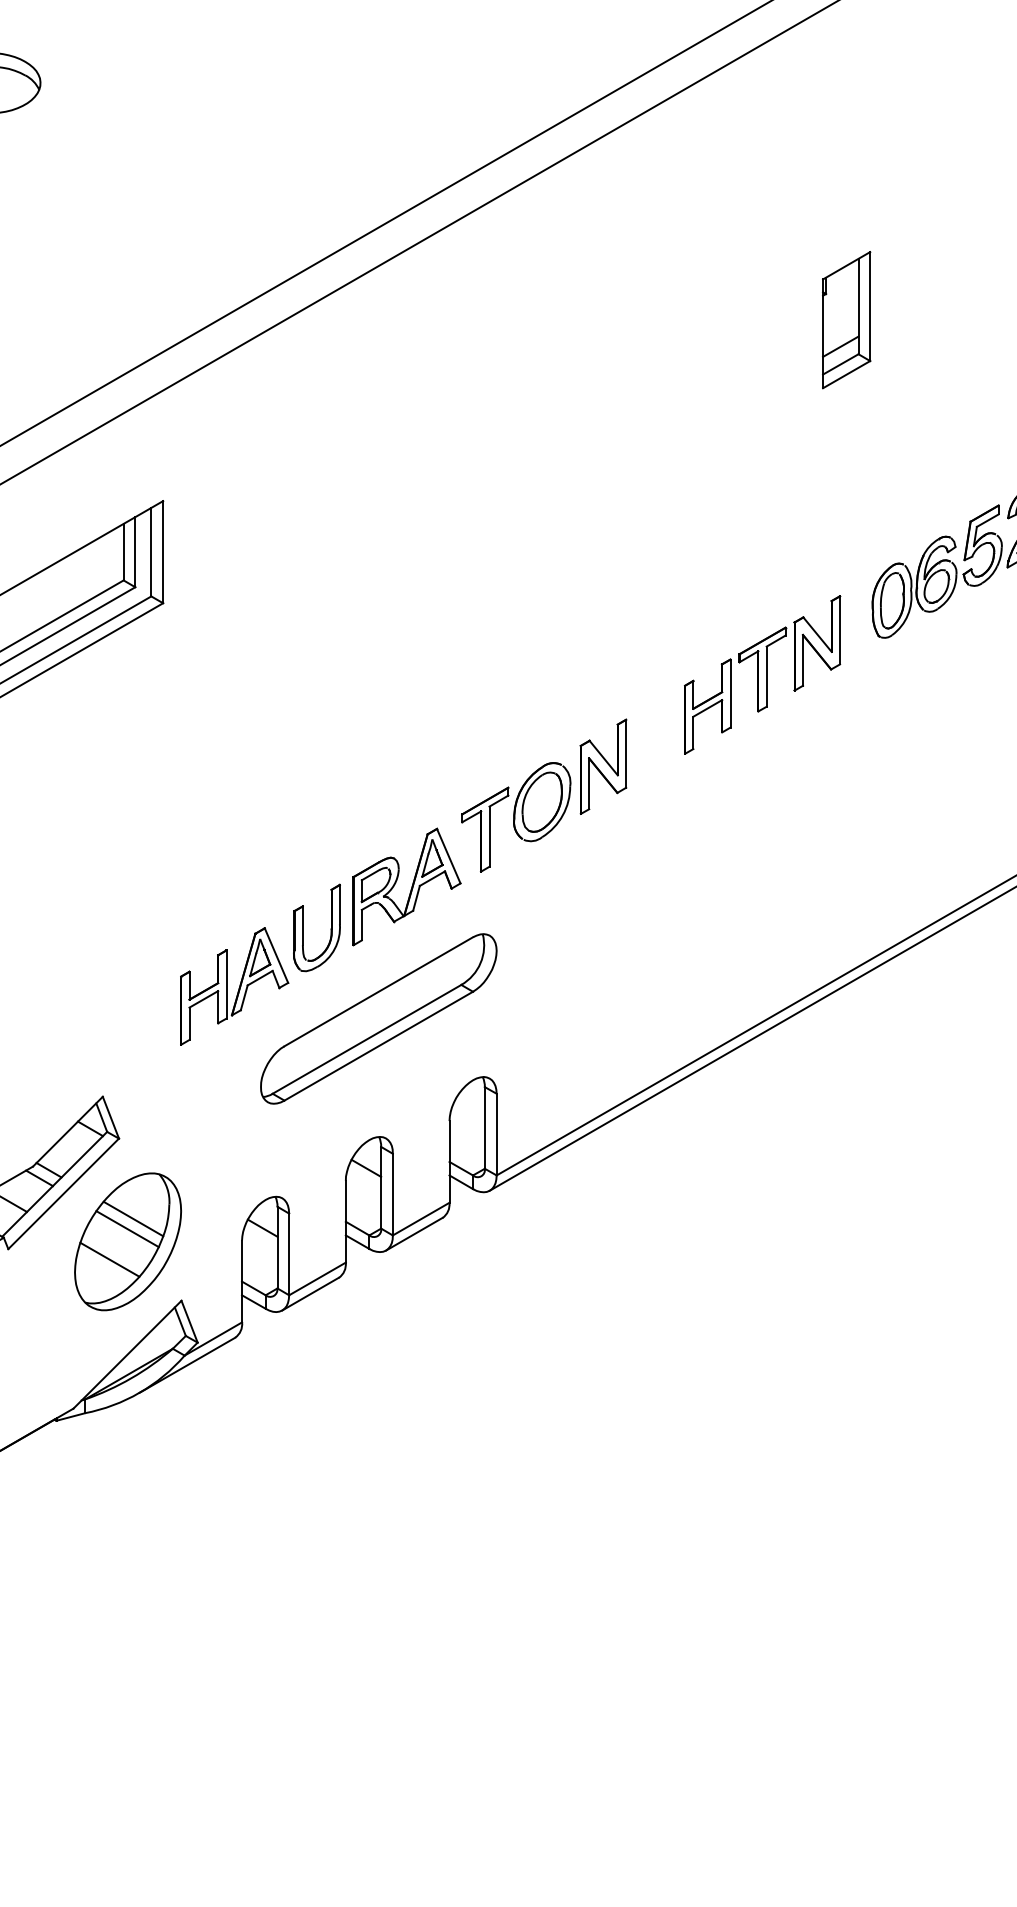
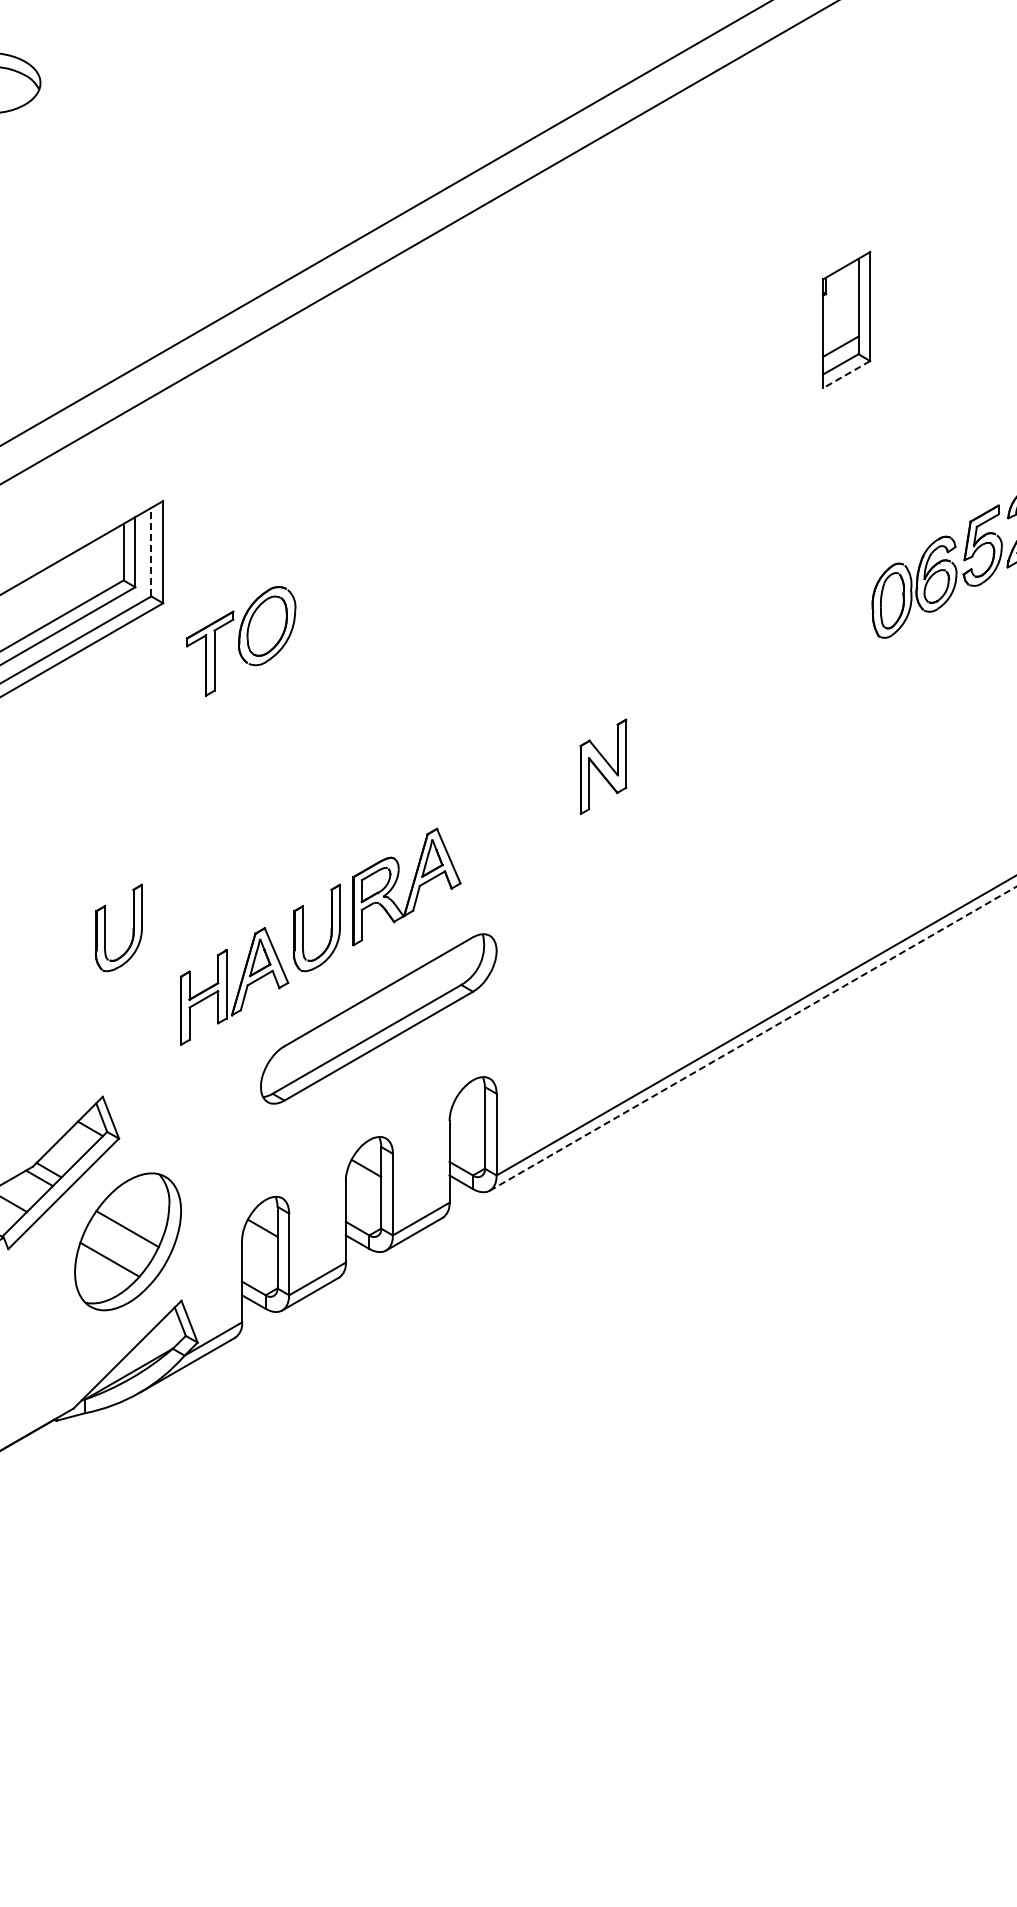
line: solid -> dashed (846, 374)
line: solid -> dashed (151, 551)
part: present -> none (762, 674)
part position: (516, 817) -> (241, 641) (241, 641)
part: none -> present (105, 927)
line: solid -> dashed (753, 1038)
line: present -> none (133, 1218)
